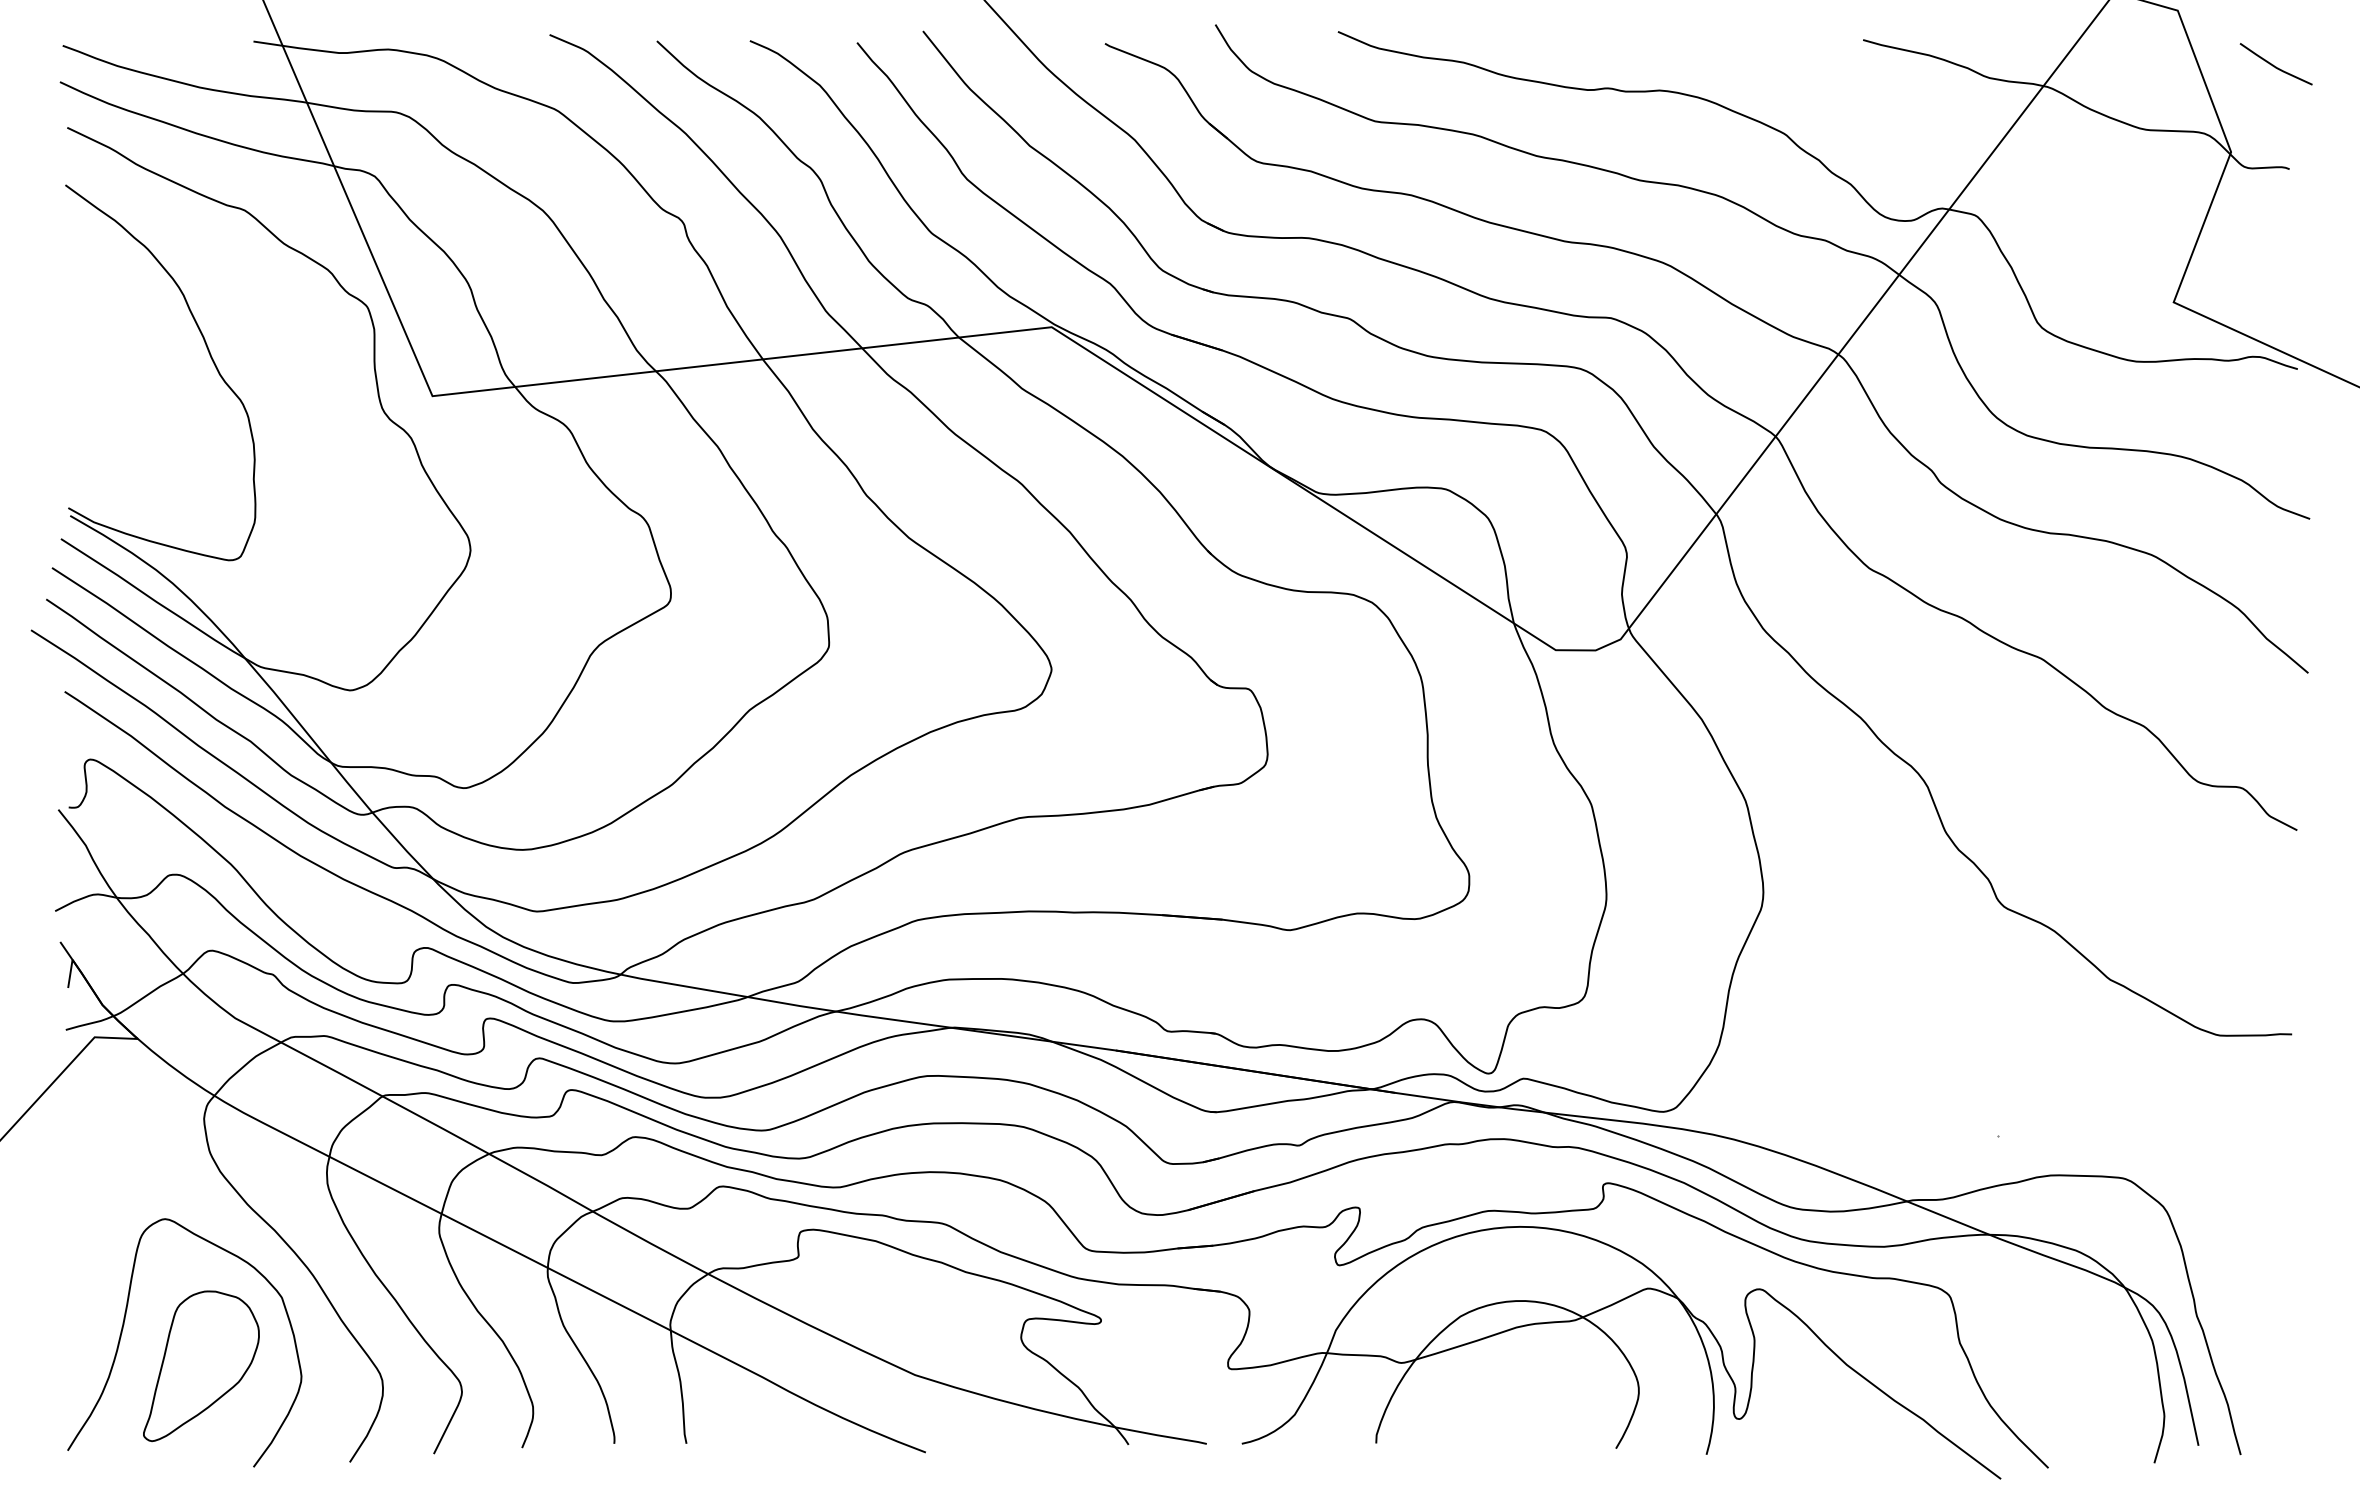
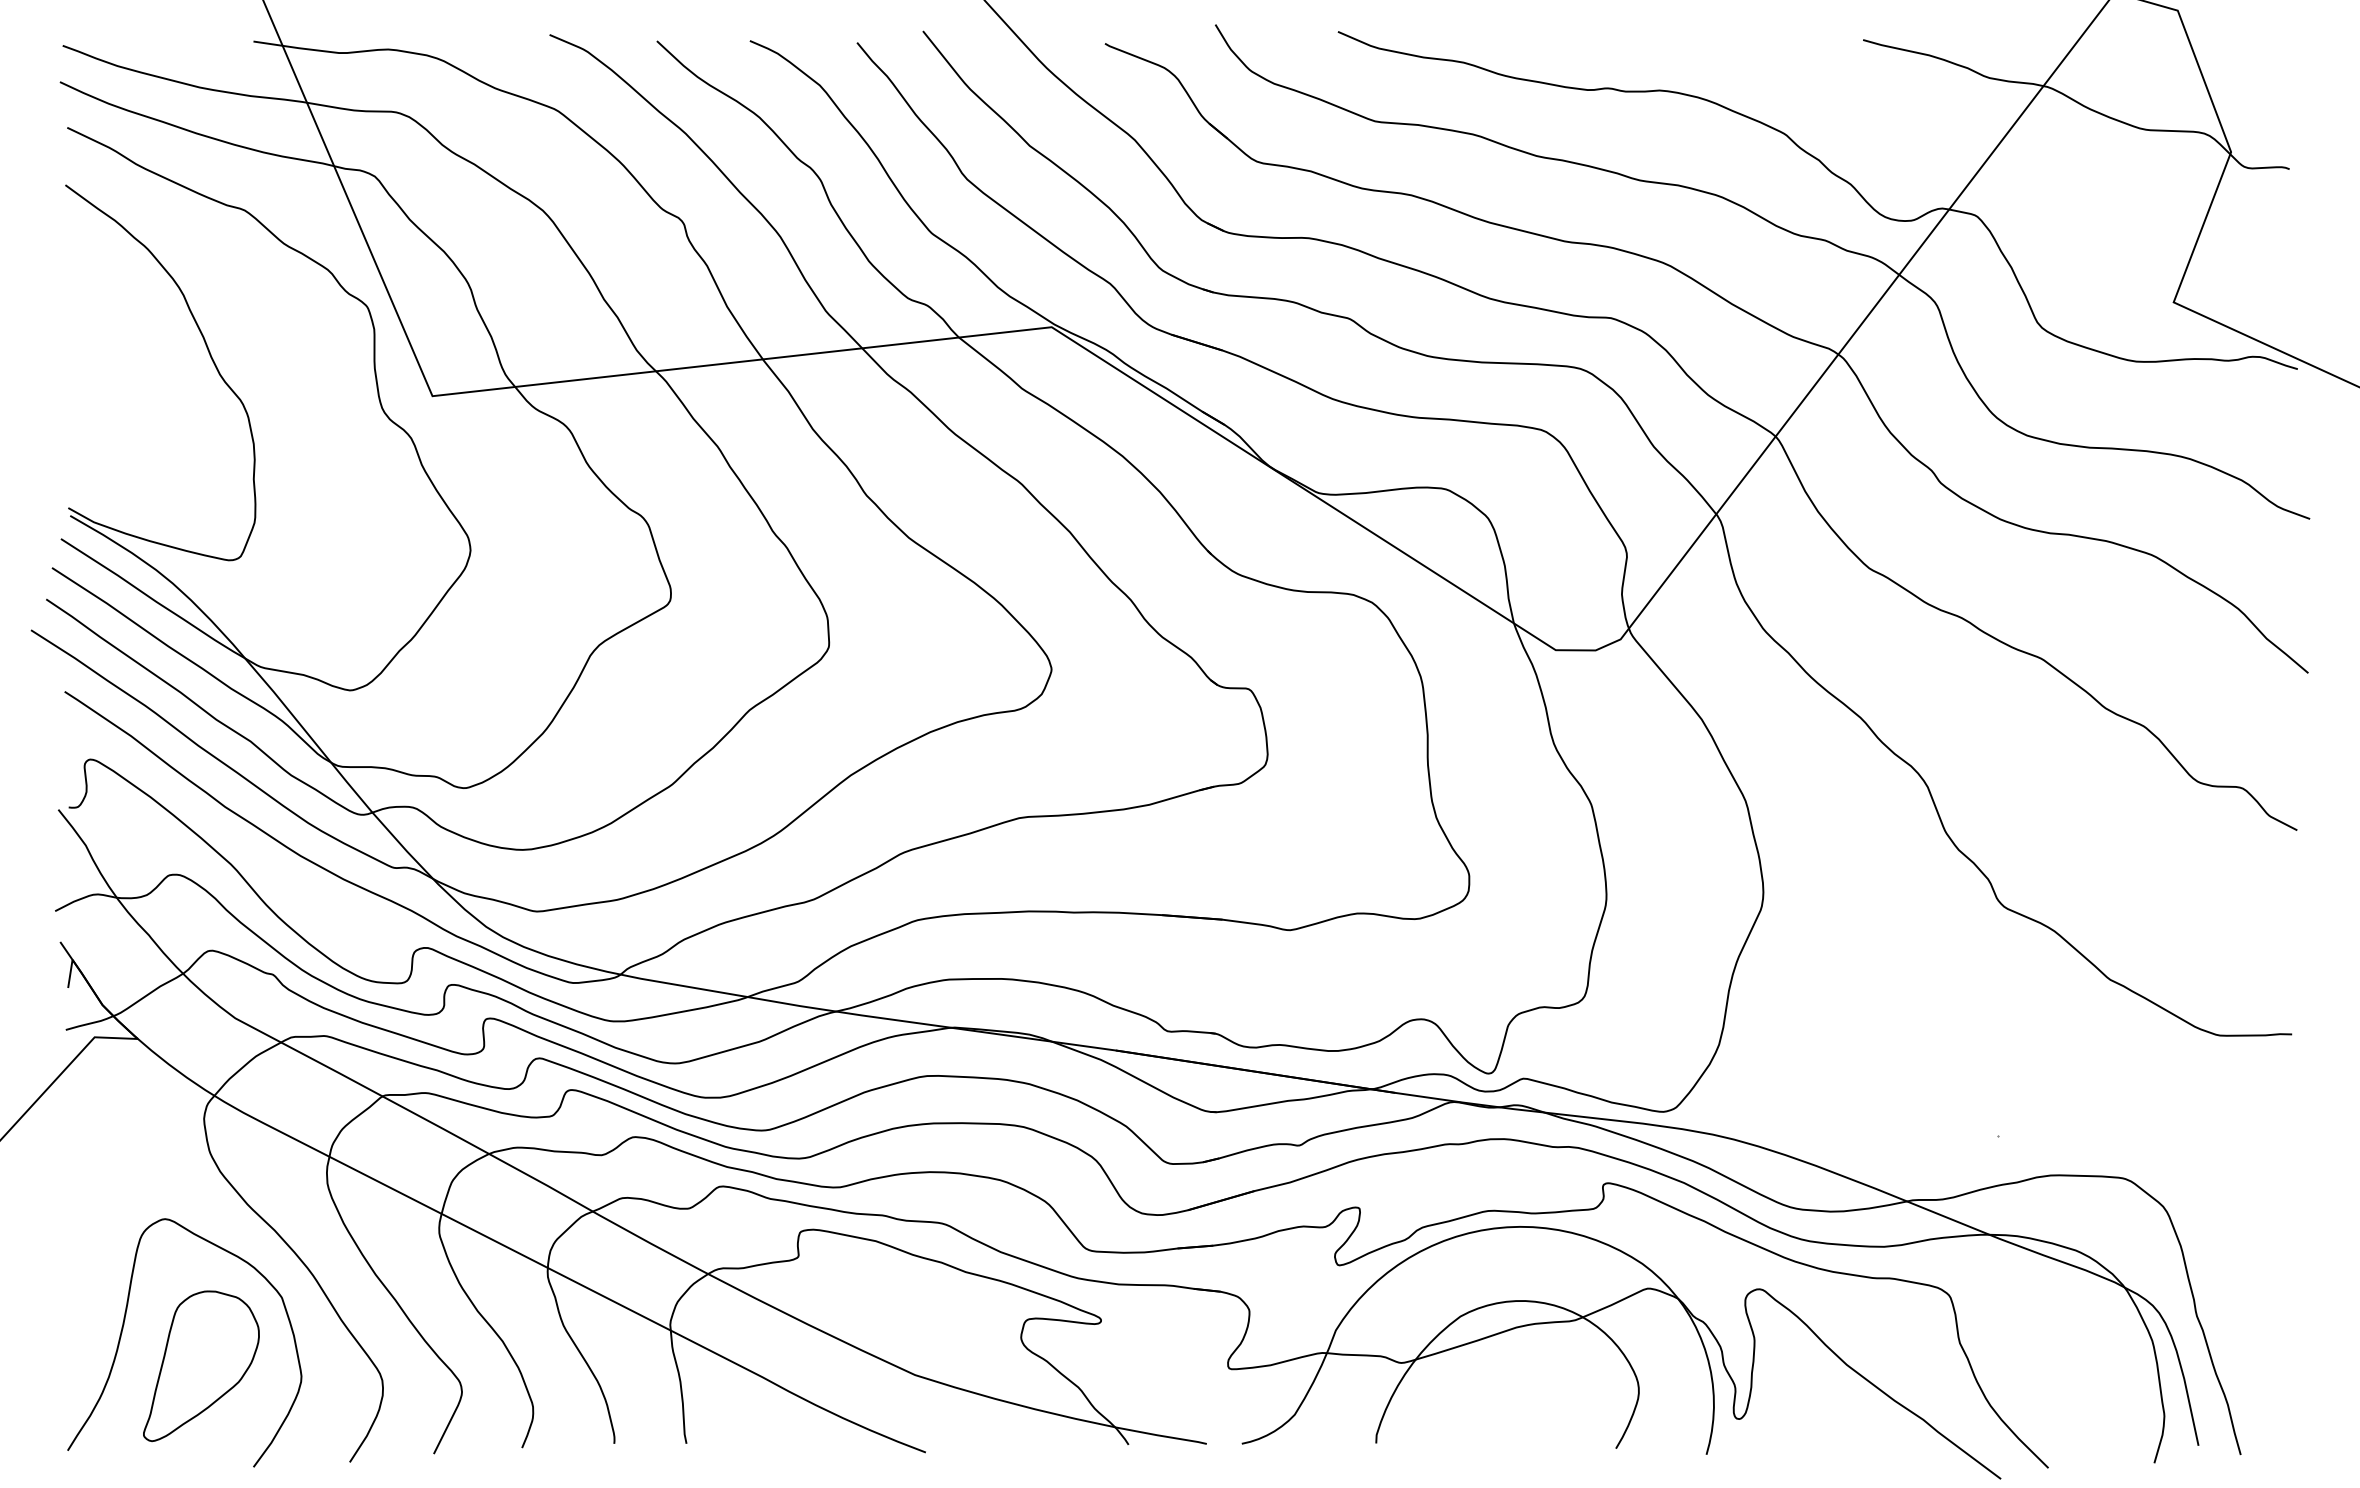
line: present -> none (2274, 65)
